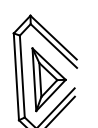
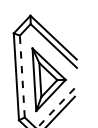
line: solid -> dashed (22, 76)
line: solid -> dashed (55, 108)
